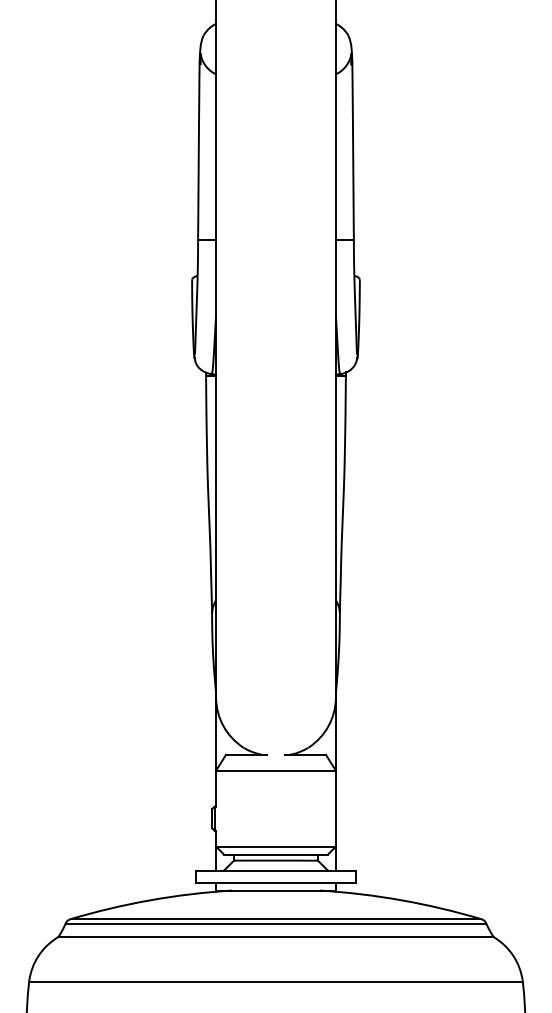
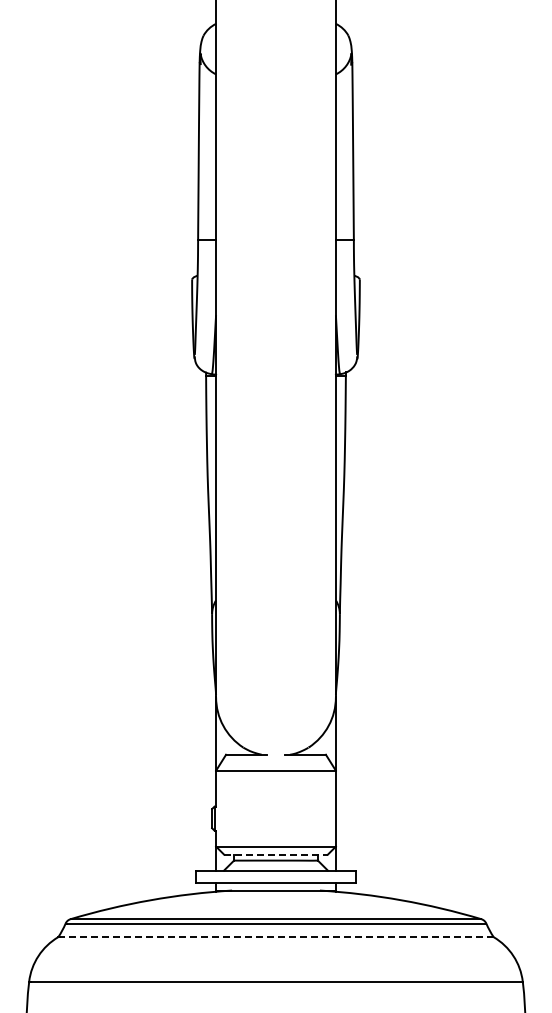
line: solid -> dashed (276, 854)
line: solid -> dashed (276, 937)
